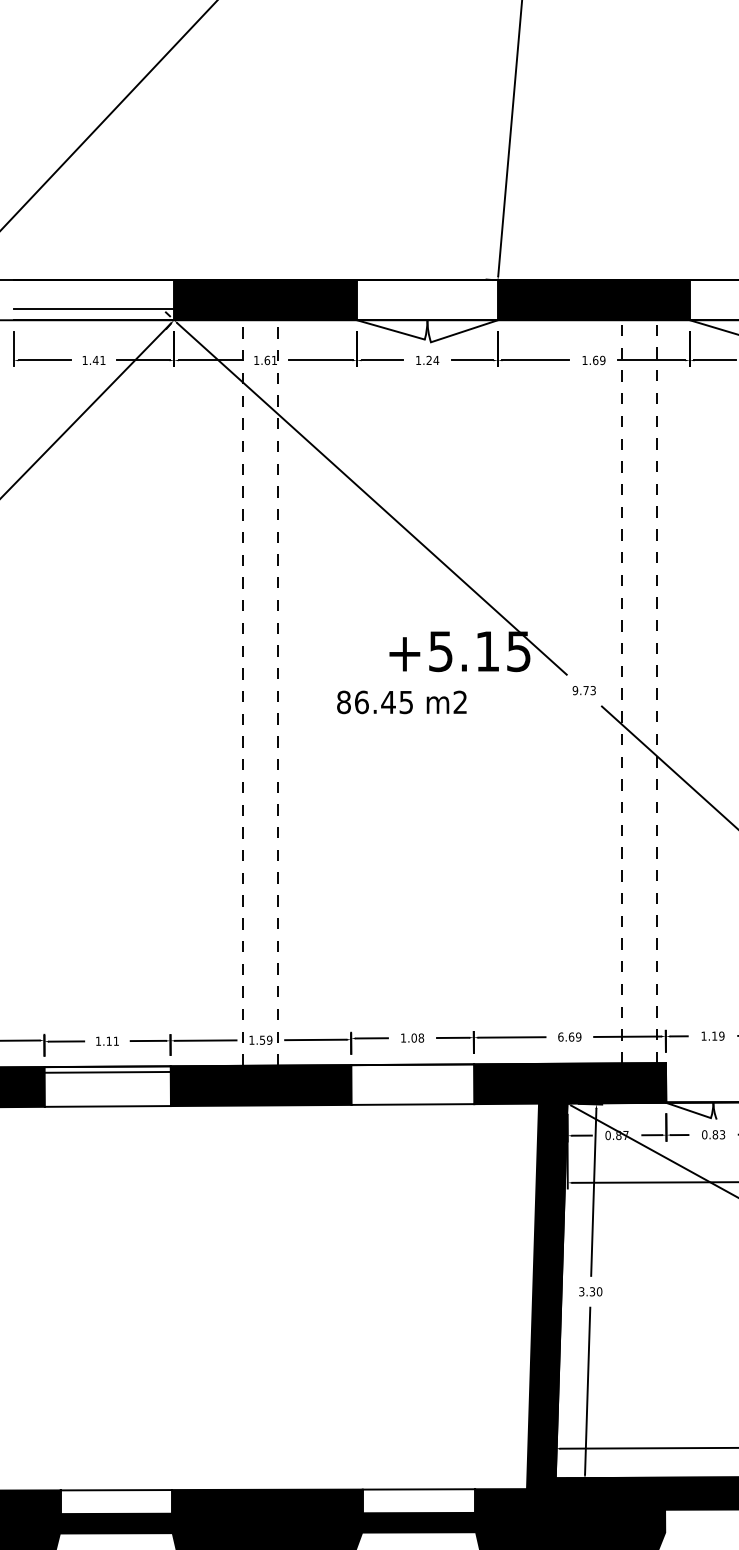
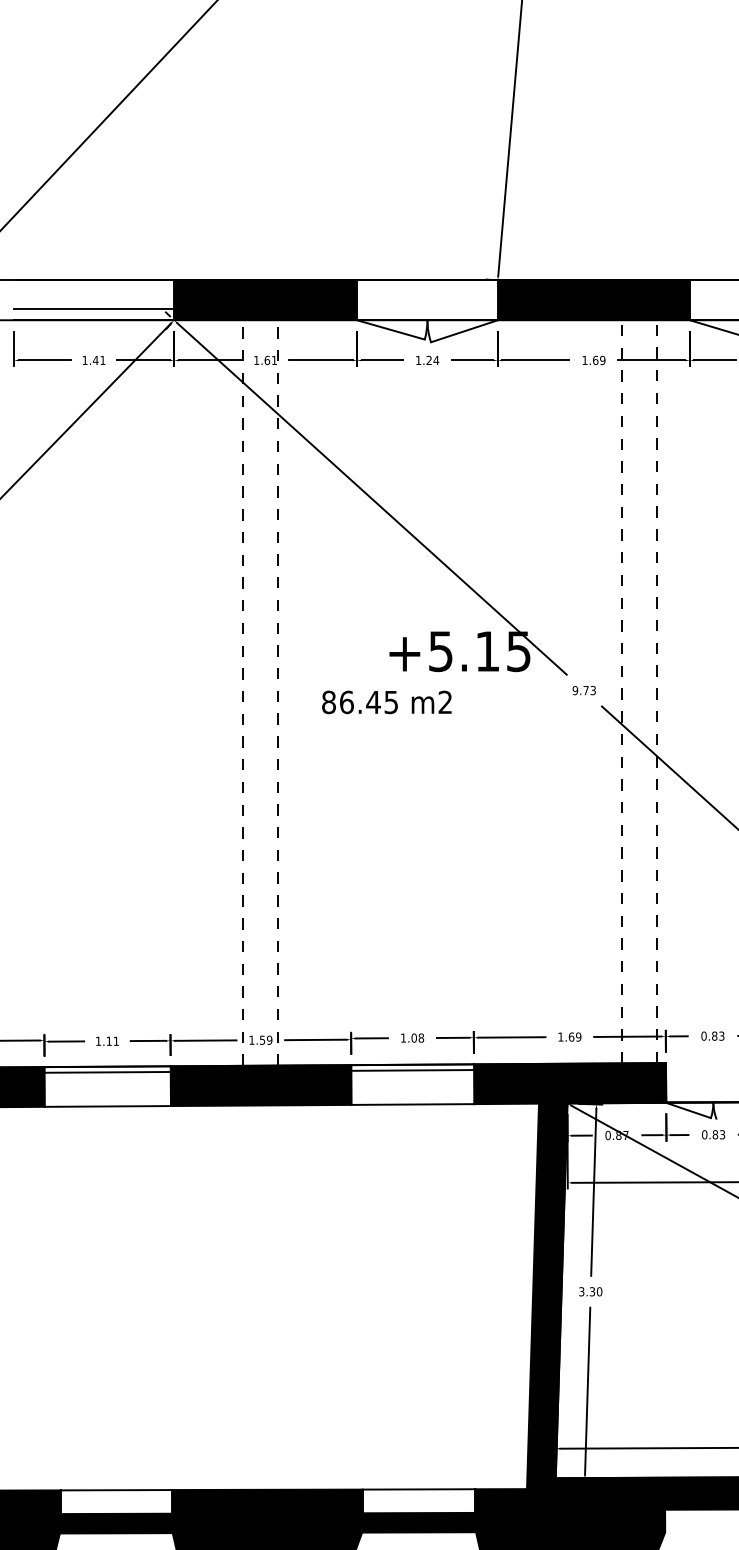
text position: (401, 702) -> (386, 702) (386, 702)
text: 1.19 -> 0.83 (712, 1035)
text: 6.69 -> 1.69 (560, 1036)
line: none -> present (412, 1070)
